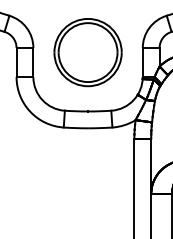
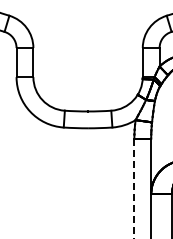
part: present -> none (87, 52)
line: solid -> dashed (134, 188)
